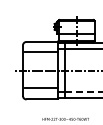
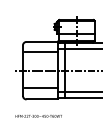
line: dashed -> solid (83, 92)
text position: (65, 119) -> (38, 116) (38, 116)
